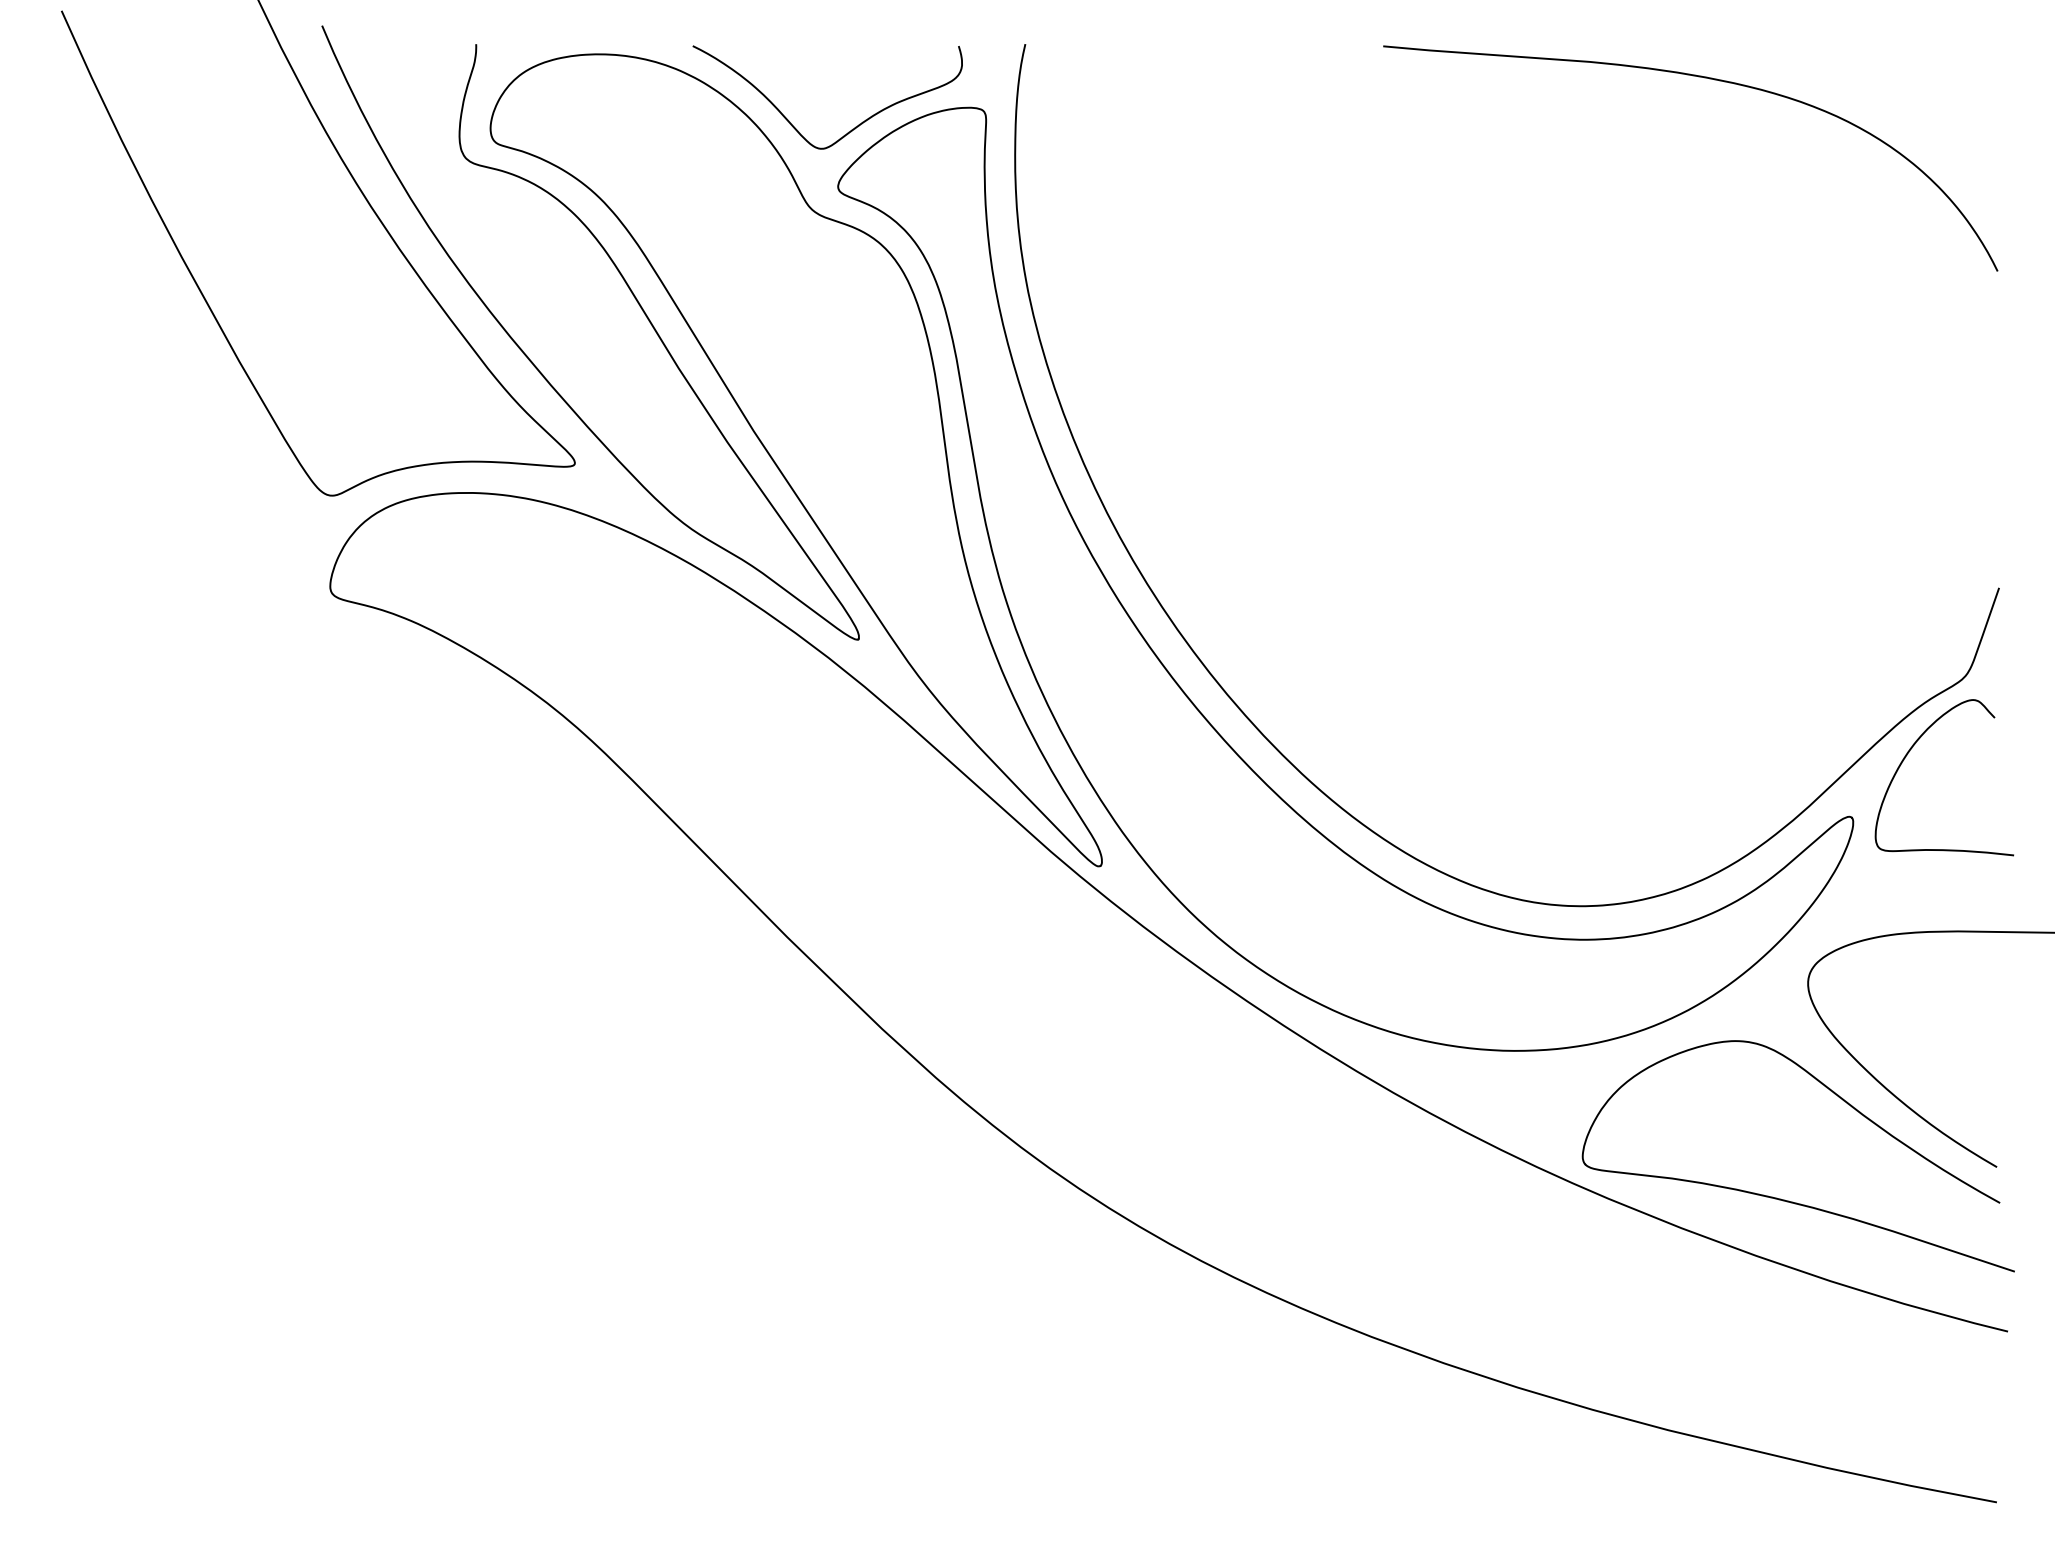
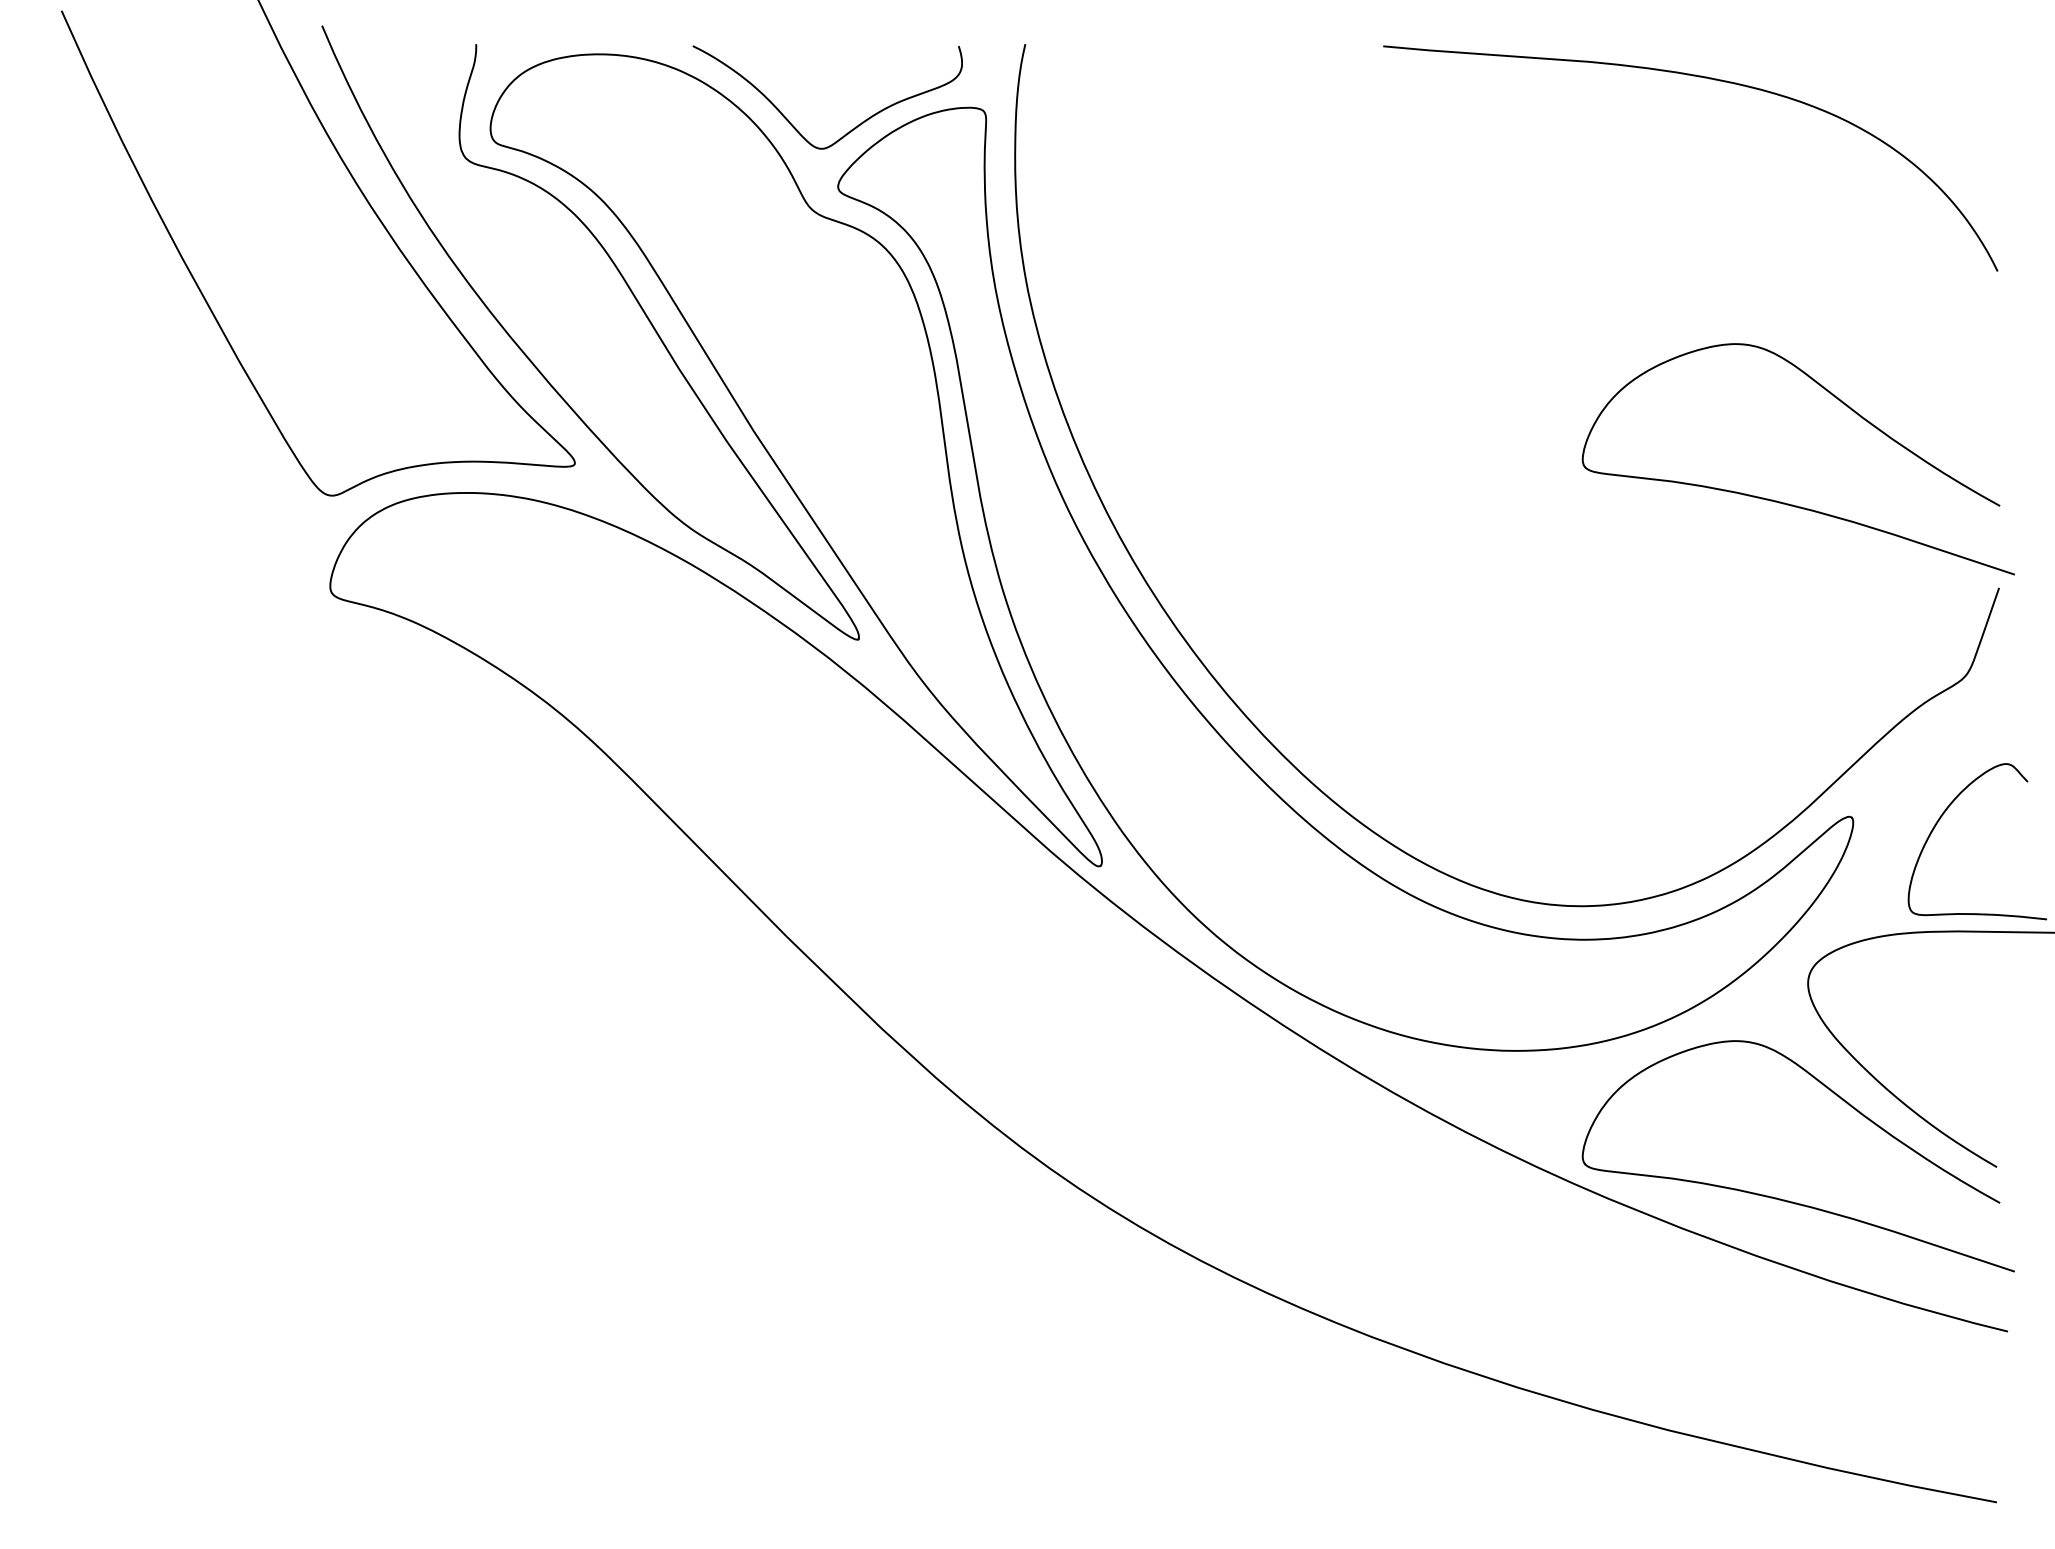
curve: none -> present (1788, 503)
curve position: (1907, 755) -> (1940, 819) (1940, 819)
